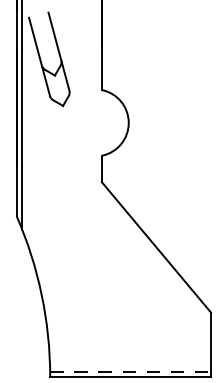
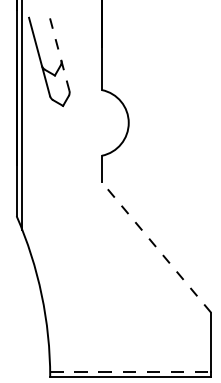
line: solid -> dashed (58, 51)
line: solid -> dashed (156, 247)
